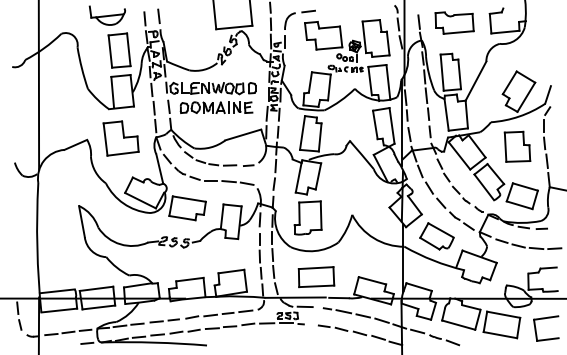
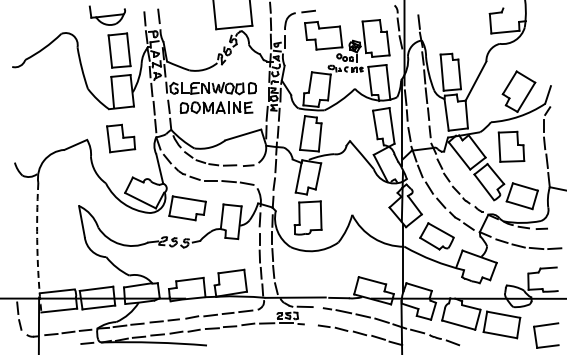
part: present -> none (454, 22)
line: present -> none (38, 85)
part size: 38x37 px -> 31x31 px (121, 138)
part position: (517, 146) -> (511, 146) (511, 146)
arc: solid -> dashed (37, 247)
part: present -> none (316, 277)
part position: (544, 319) -> (544, 326) (544, 326)
